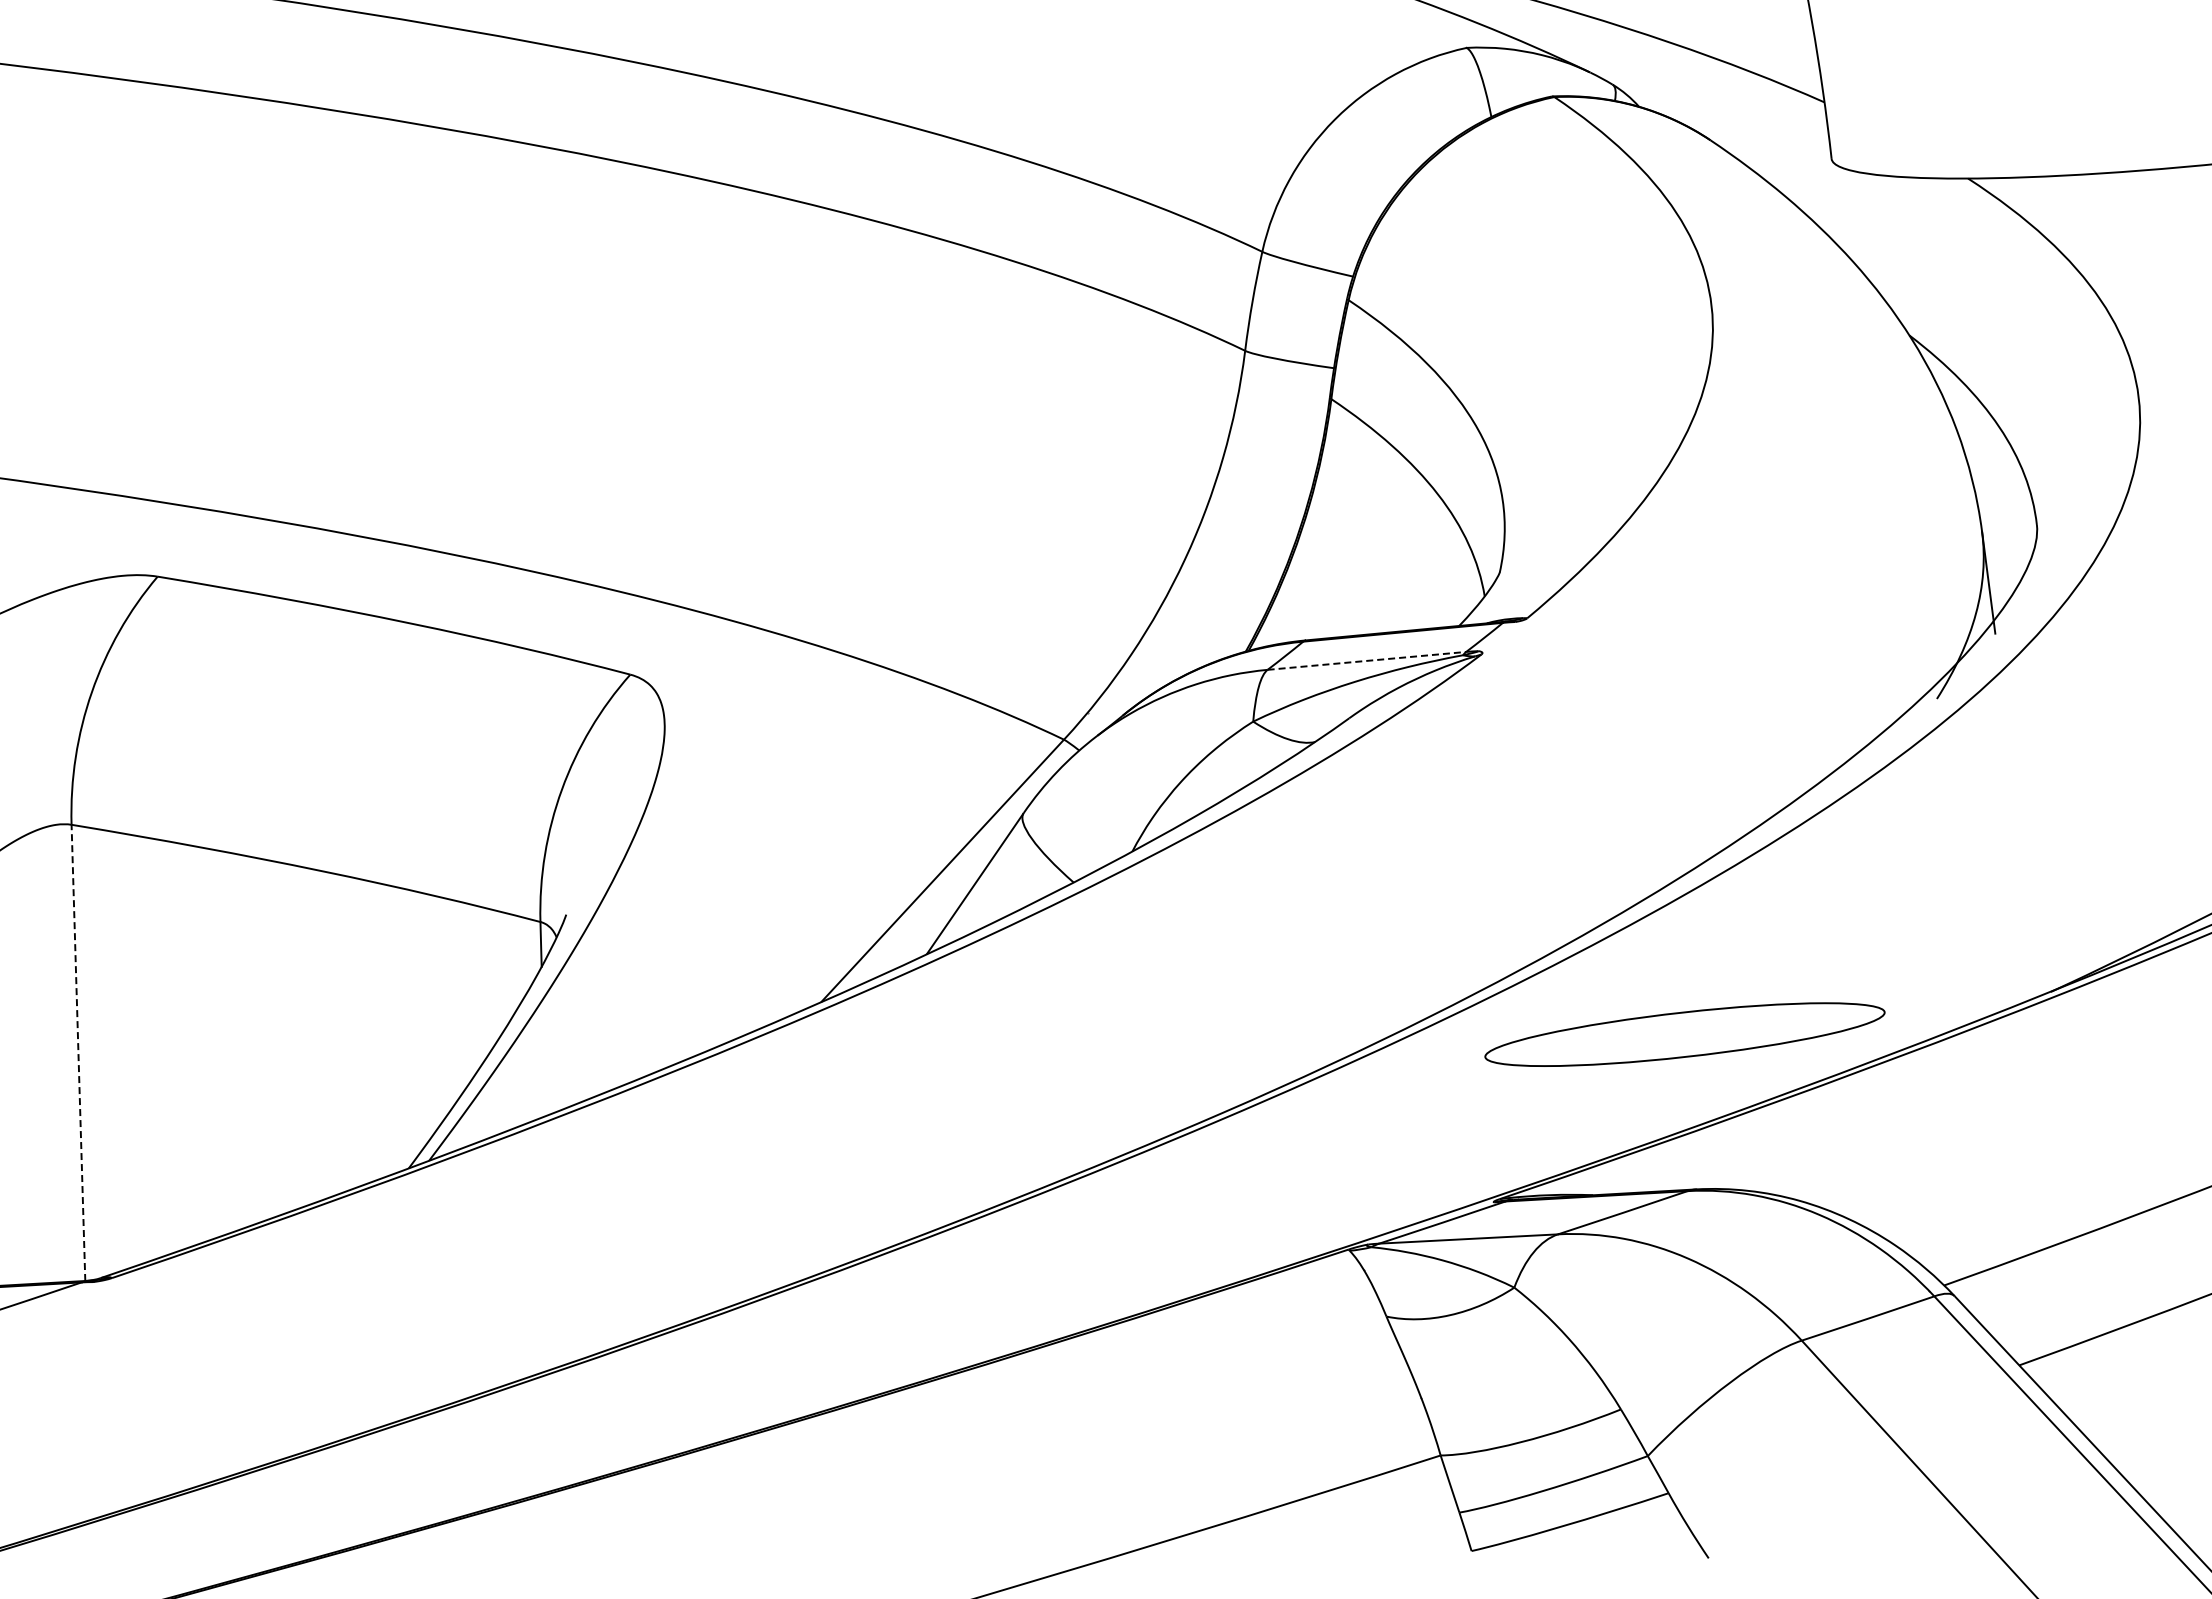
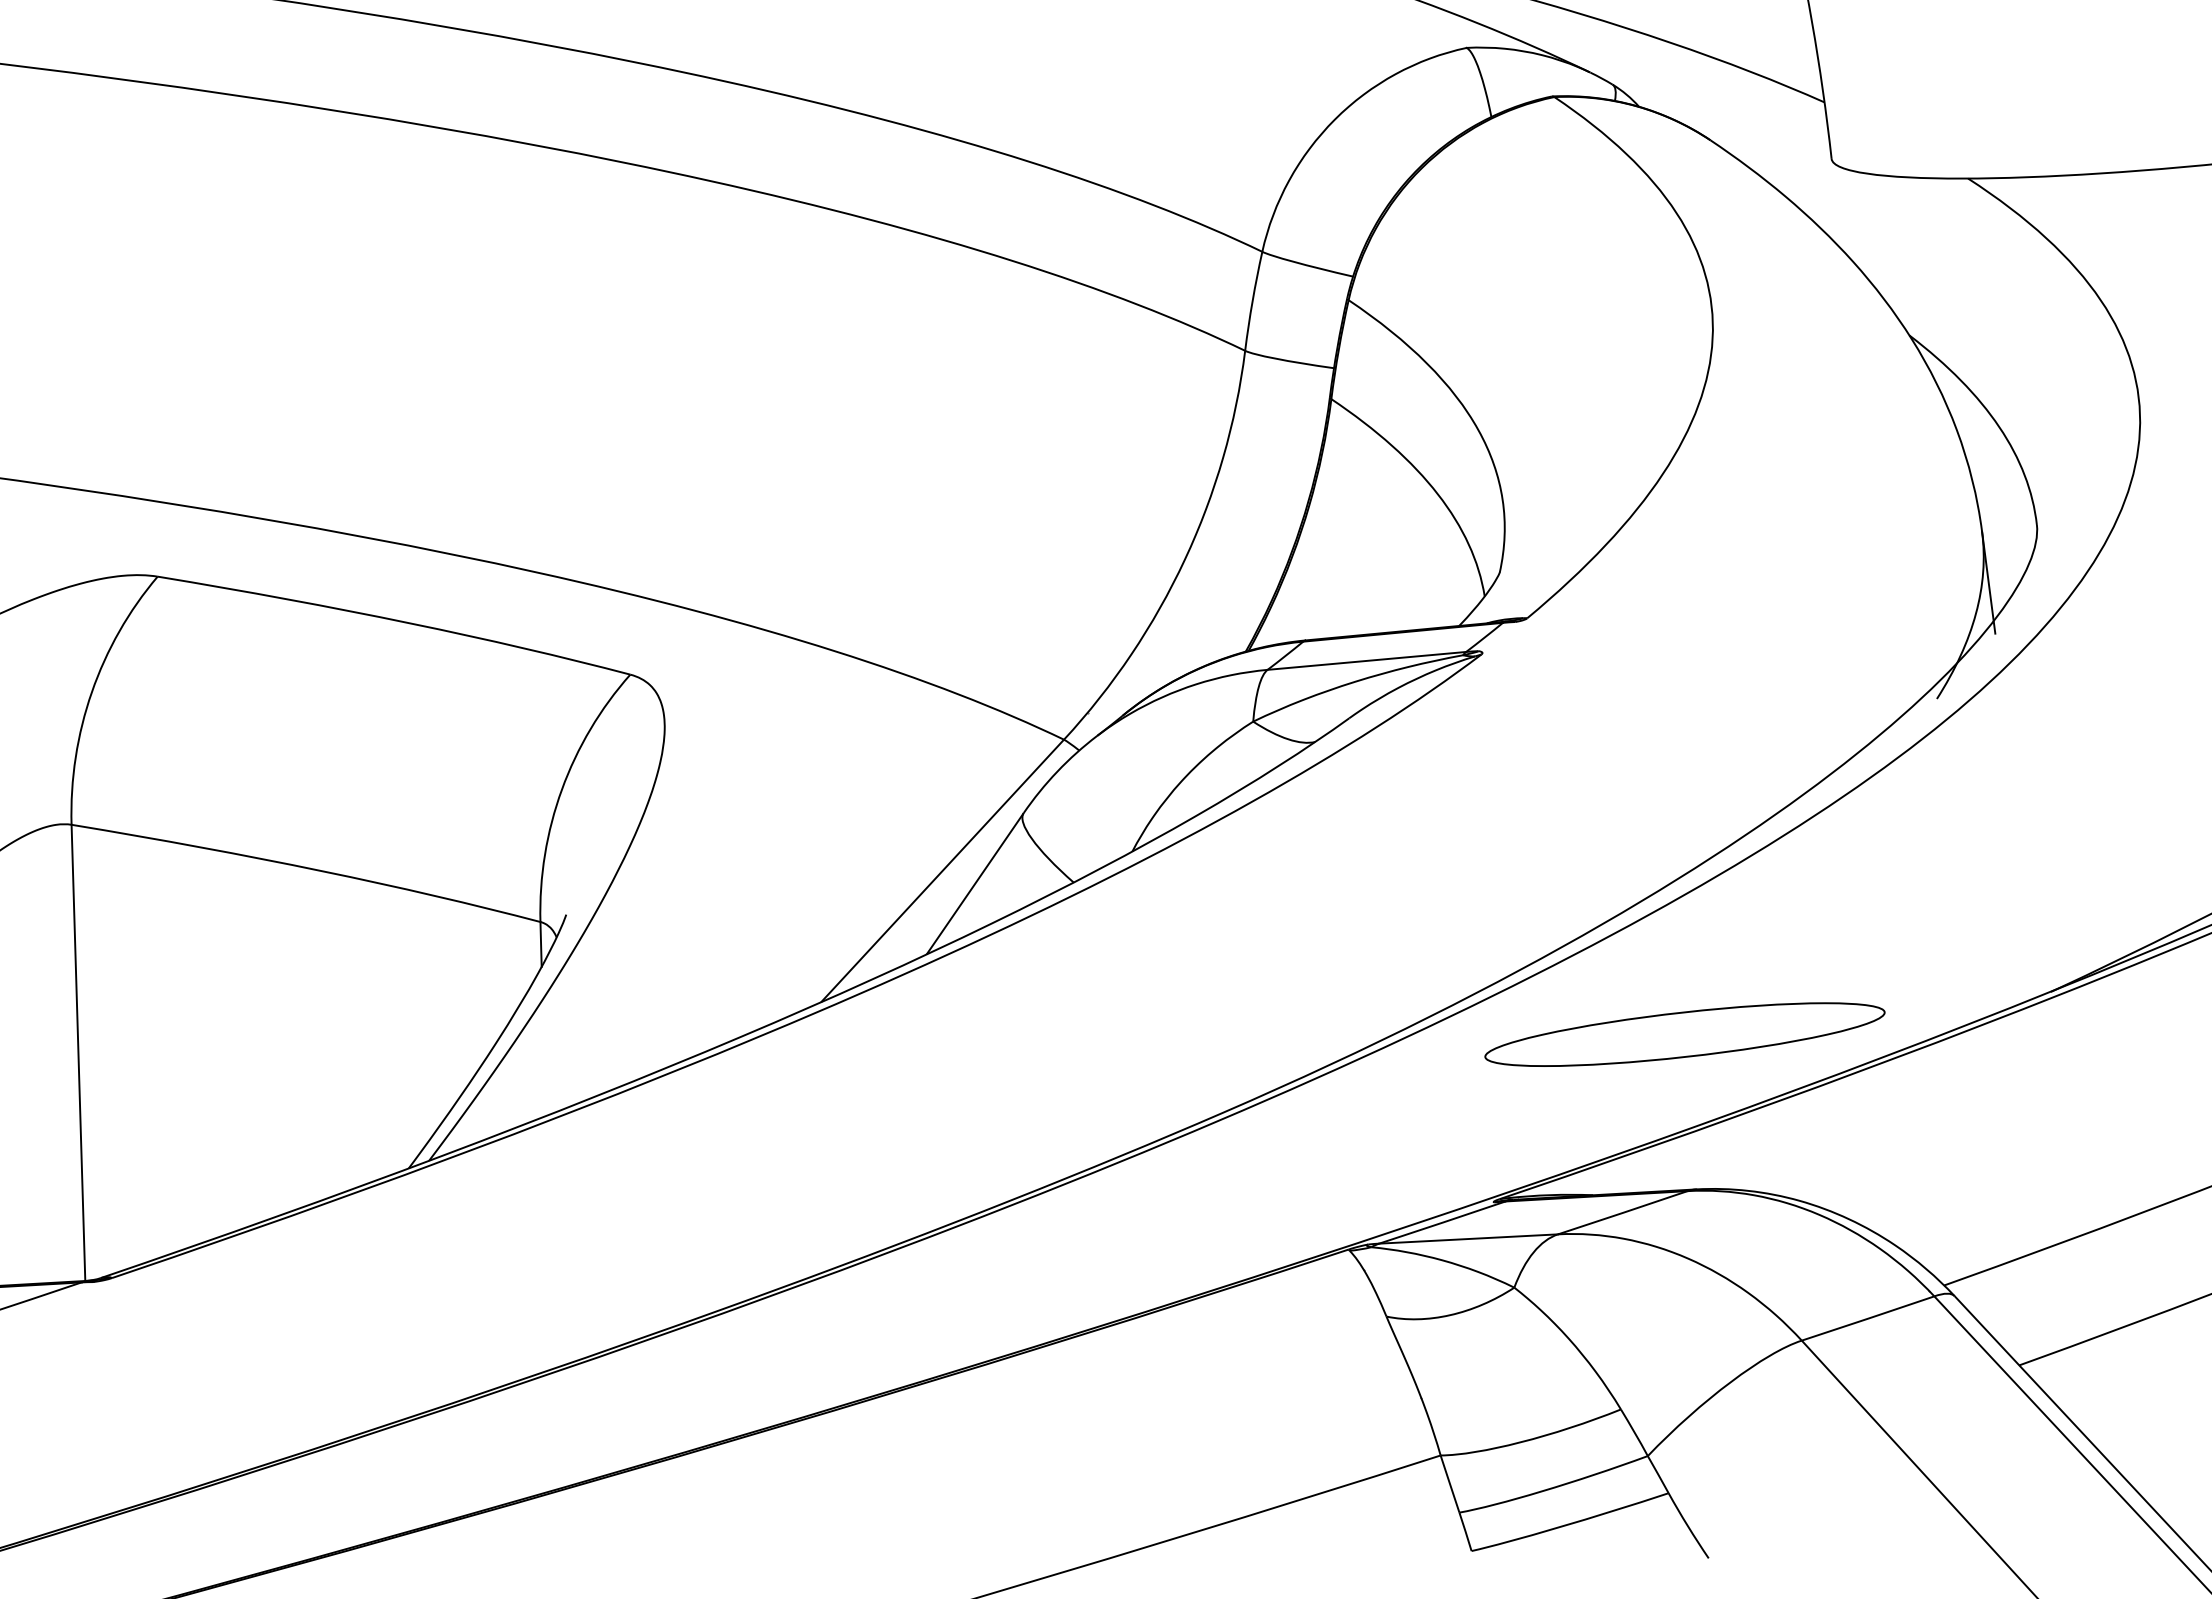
line: dashed -> solid (1366, 660)
line: dashed -> solid (78, 1052)
